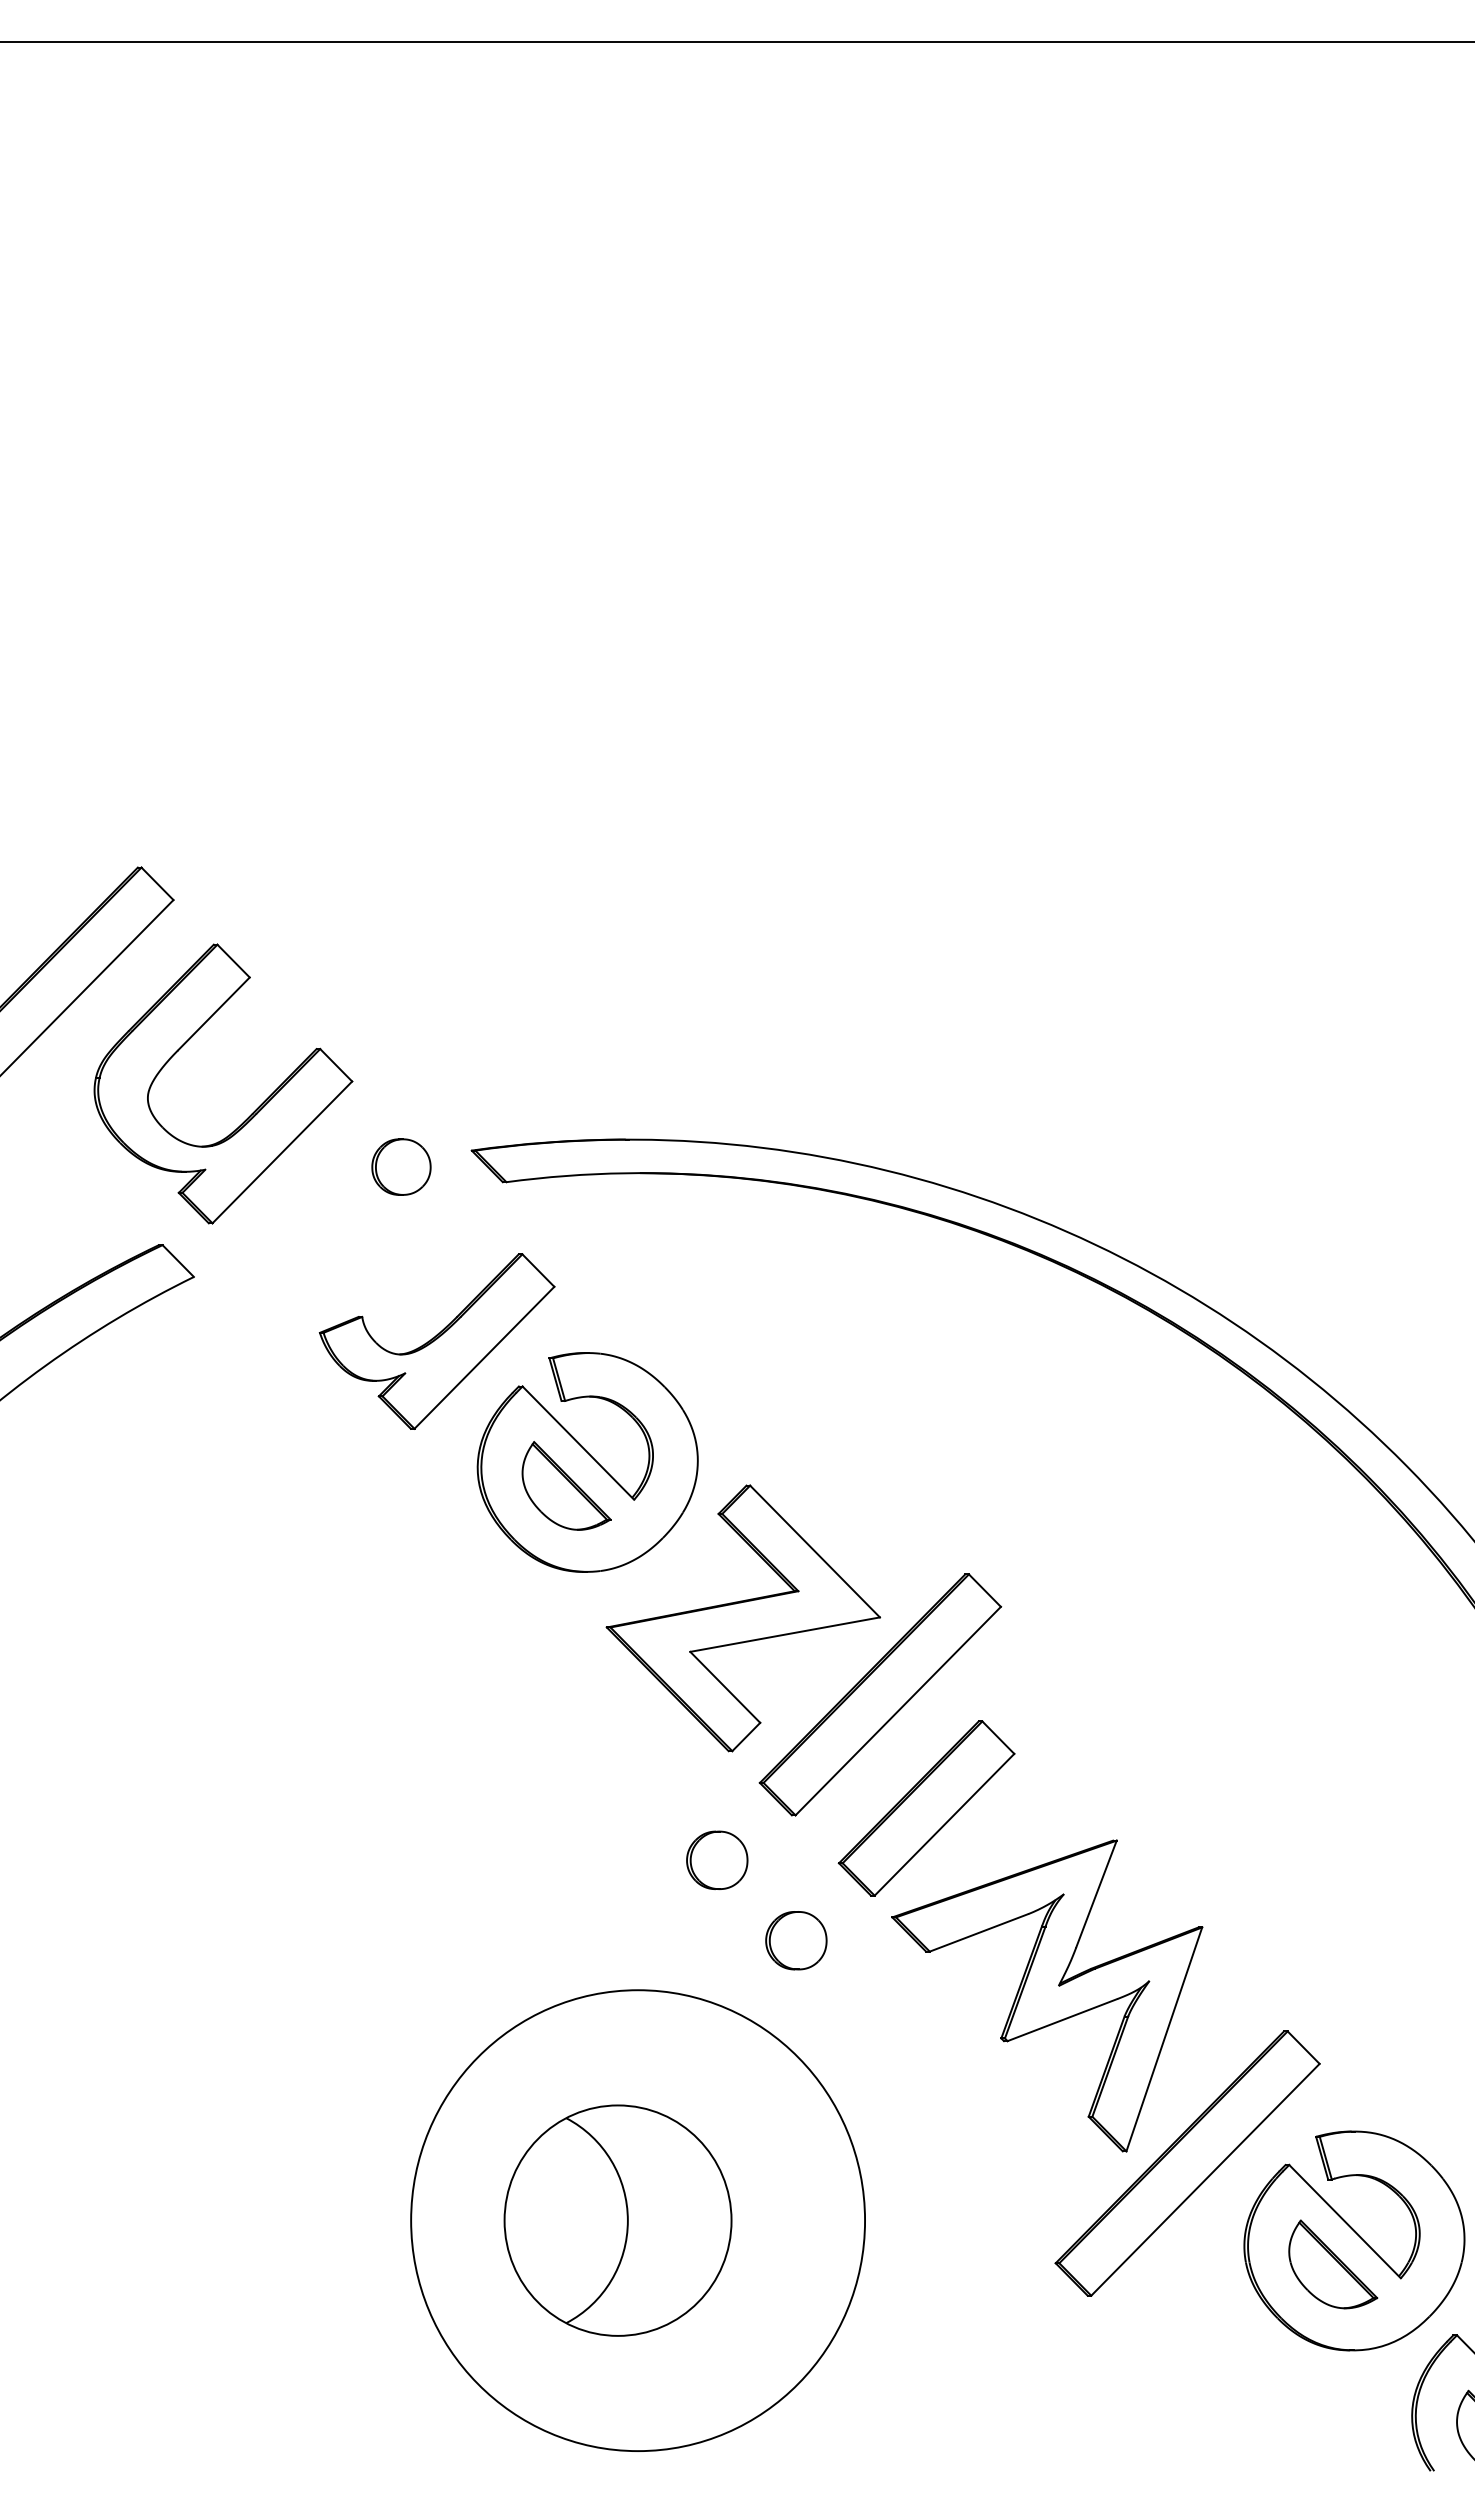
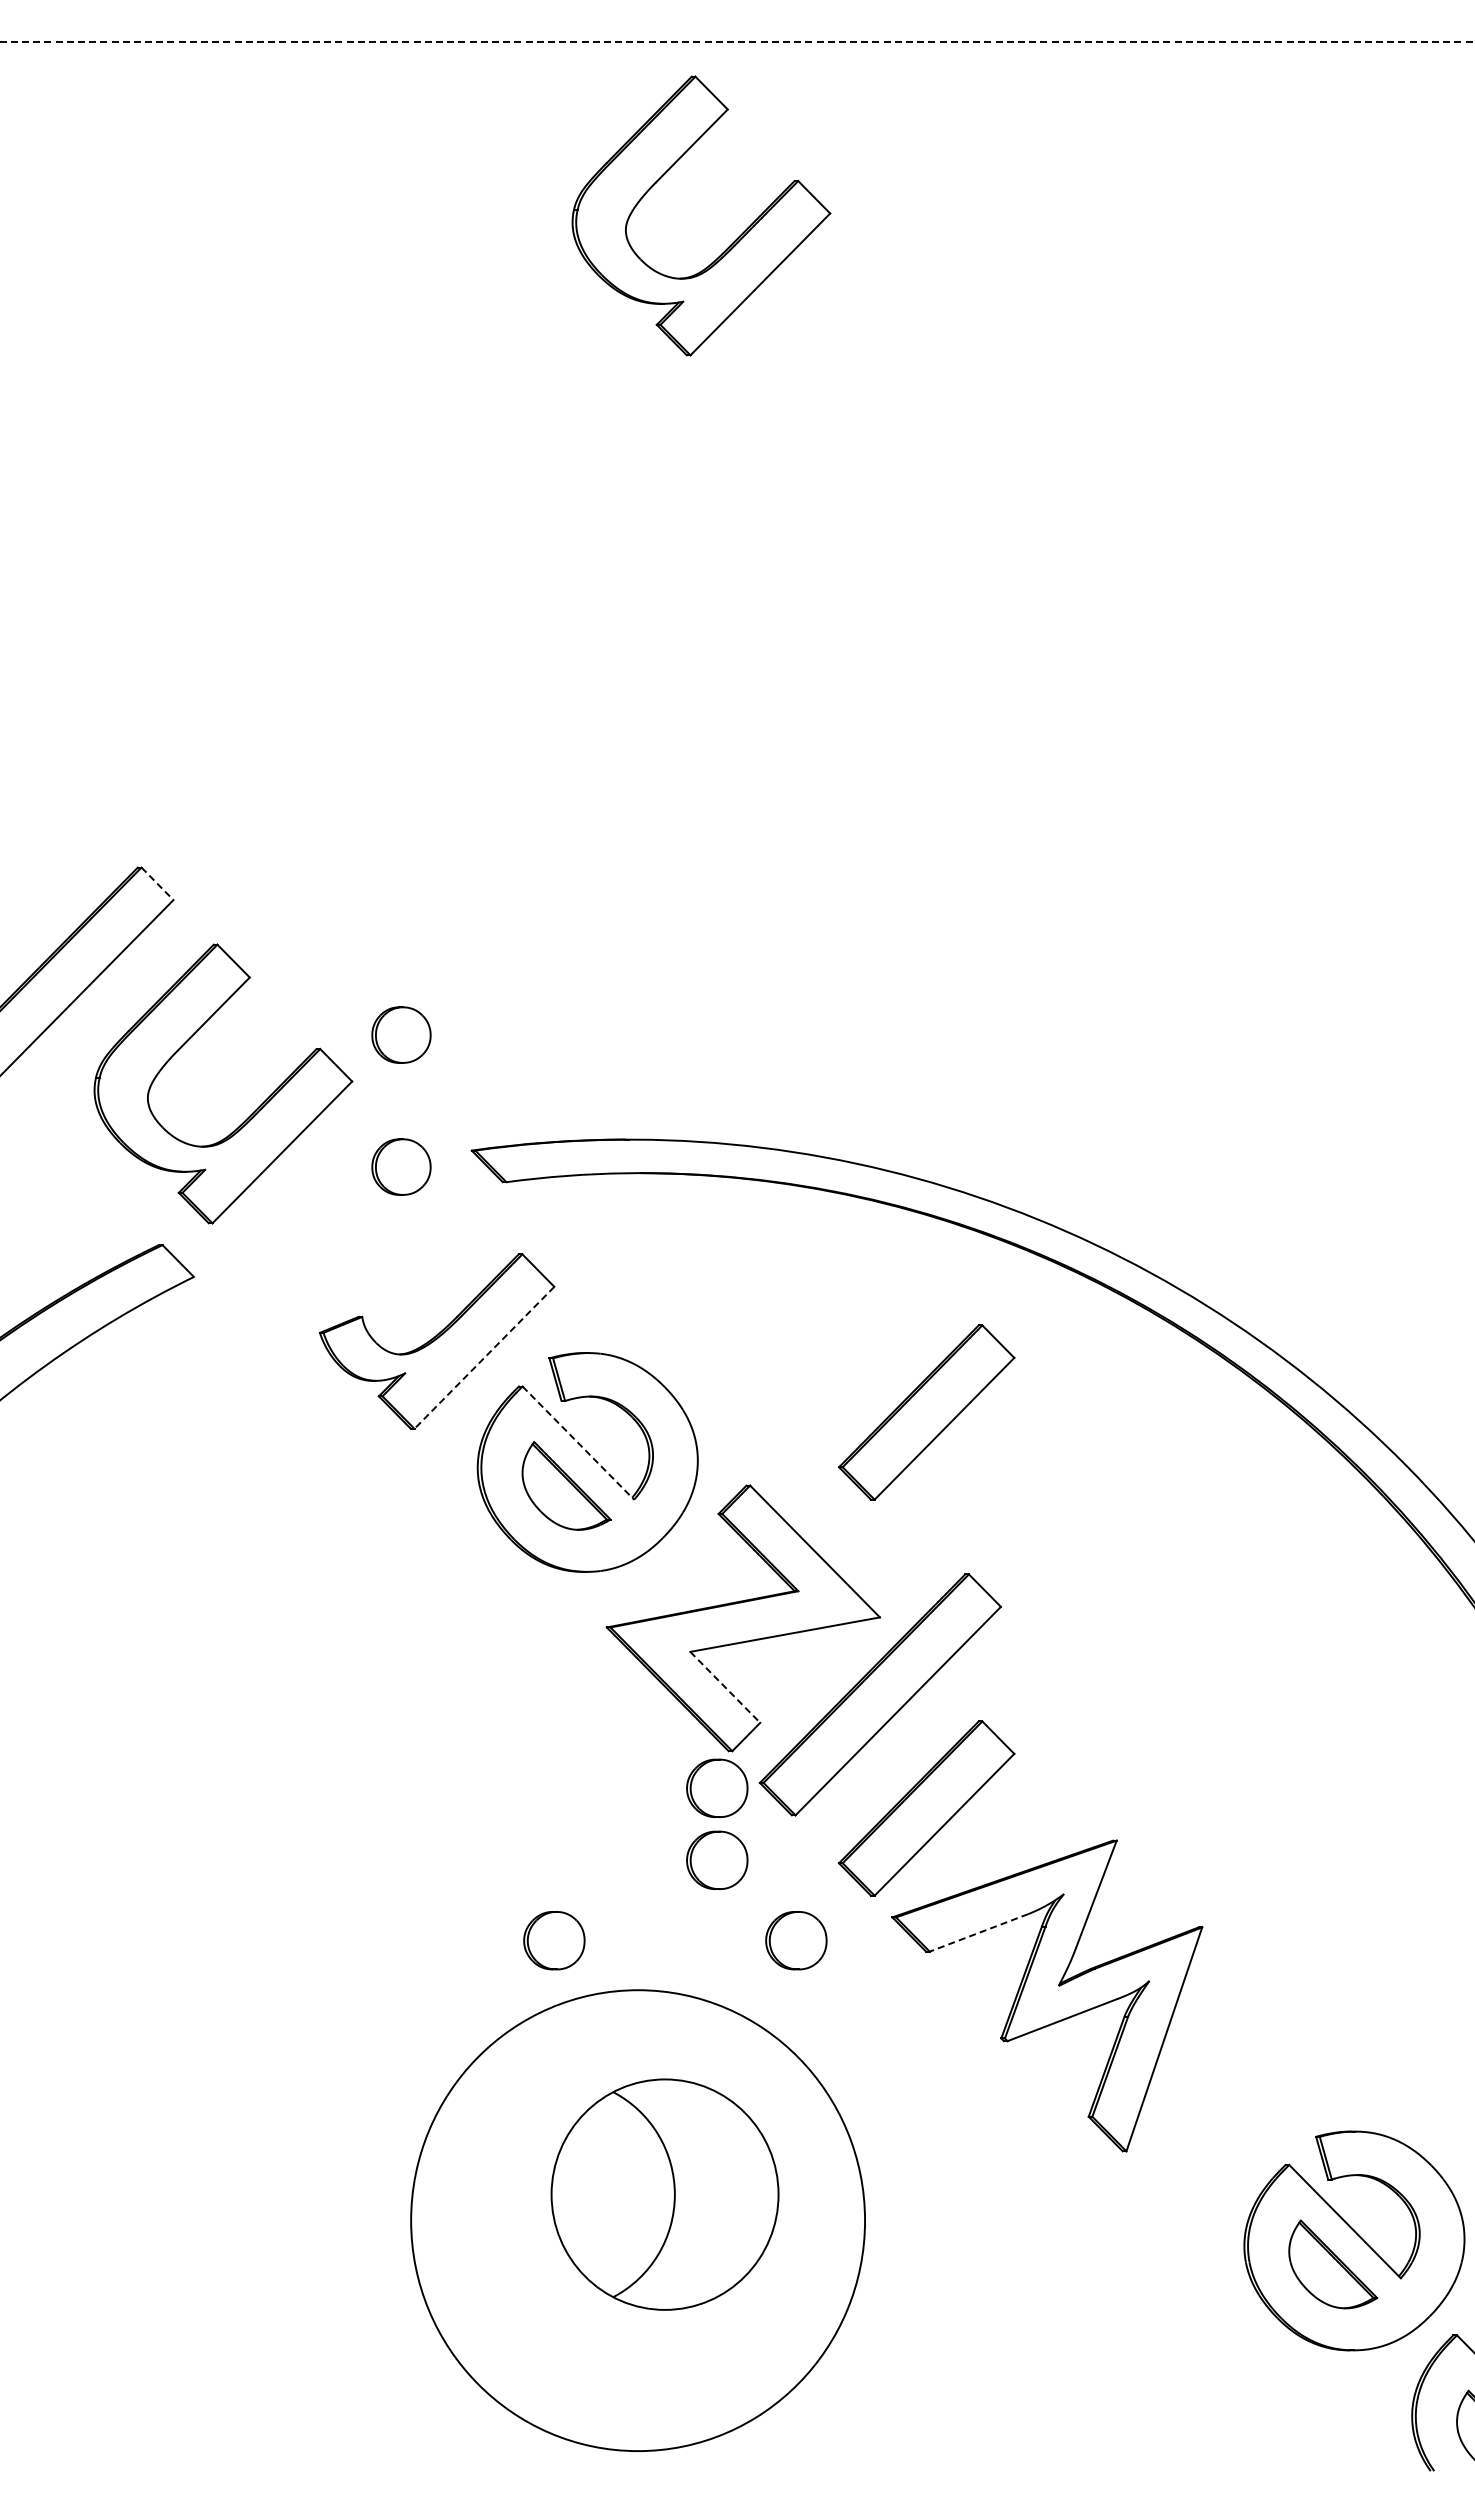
line: solid -> dashed (737, 41)
part: none -> present (730, 244)
line: solid -> dashed (157, 883)
part: none -> present (401, 1034)
line: solid -> dashed (484, 1357)
part: none -> present (926, 1412)
line: solid -> dashed (578, 1443)
line: solid -> dashed (725, 1687)
part: none -> present (717, 1787)
line: solid -> dashed (978, 1932)
part: none -> present (554, 1940)
part: present -> none (1187, 2163)
part position: (617, 2220) -> (664, 2194) (664, 2194)
